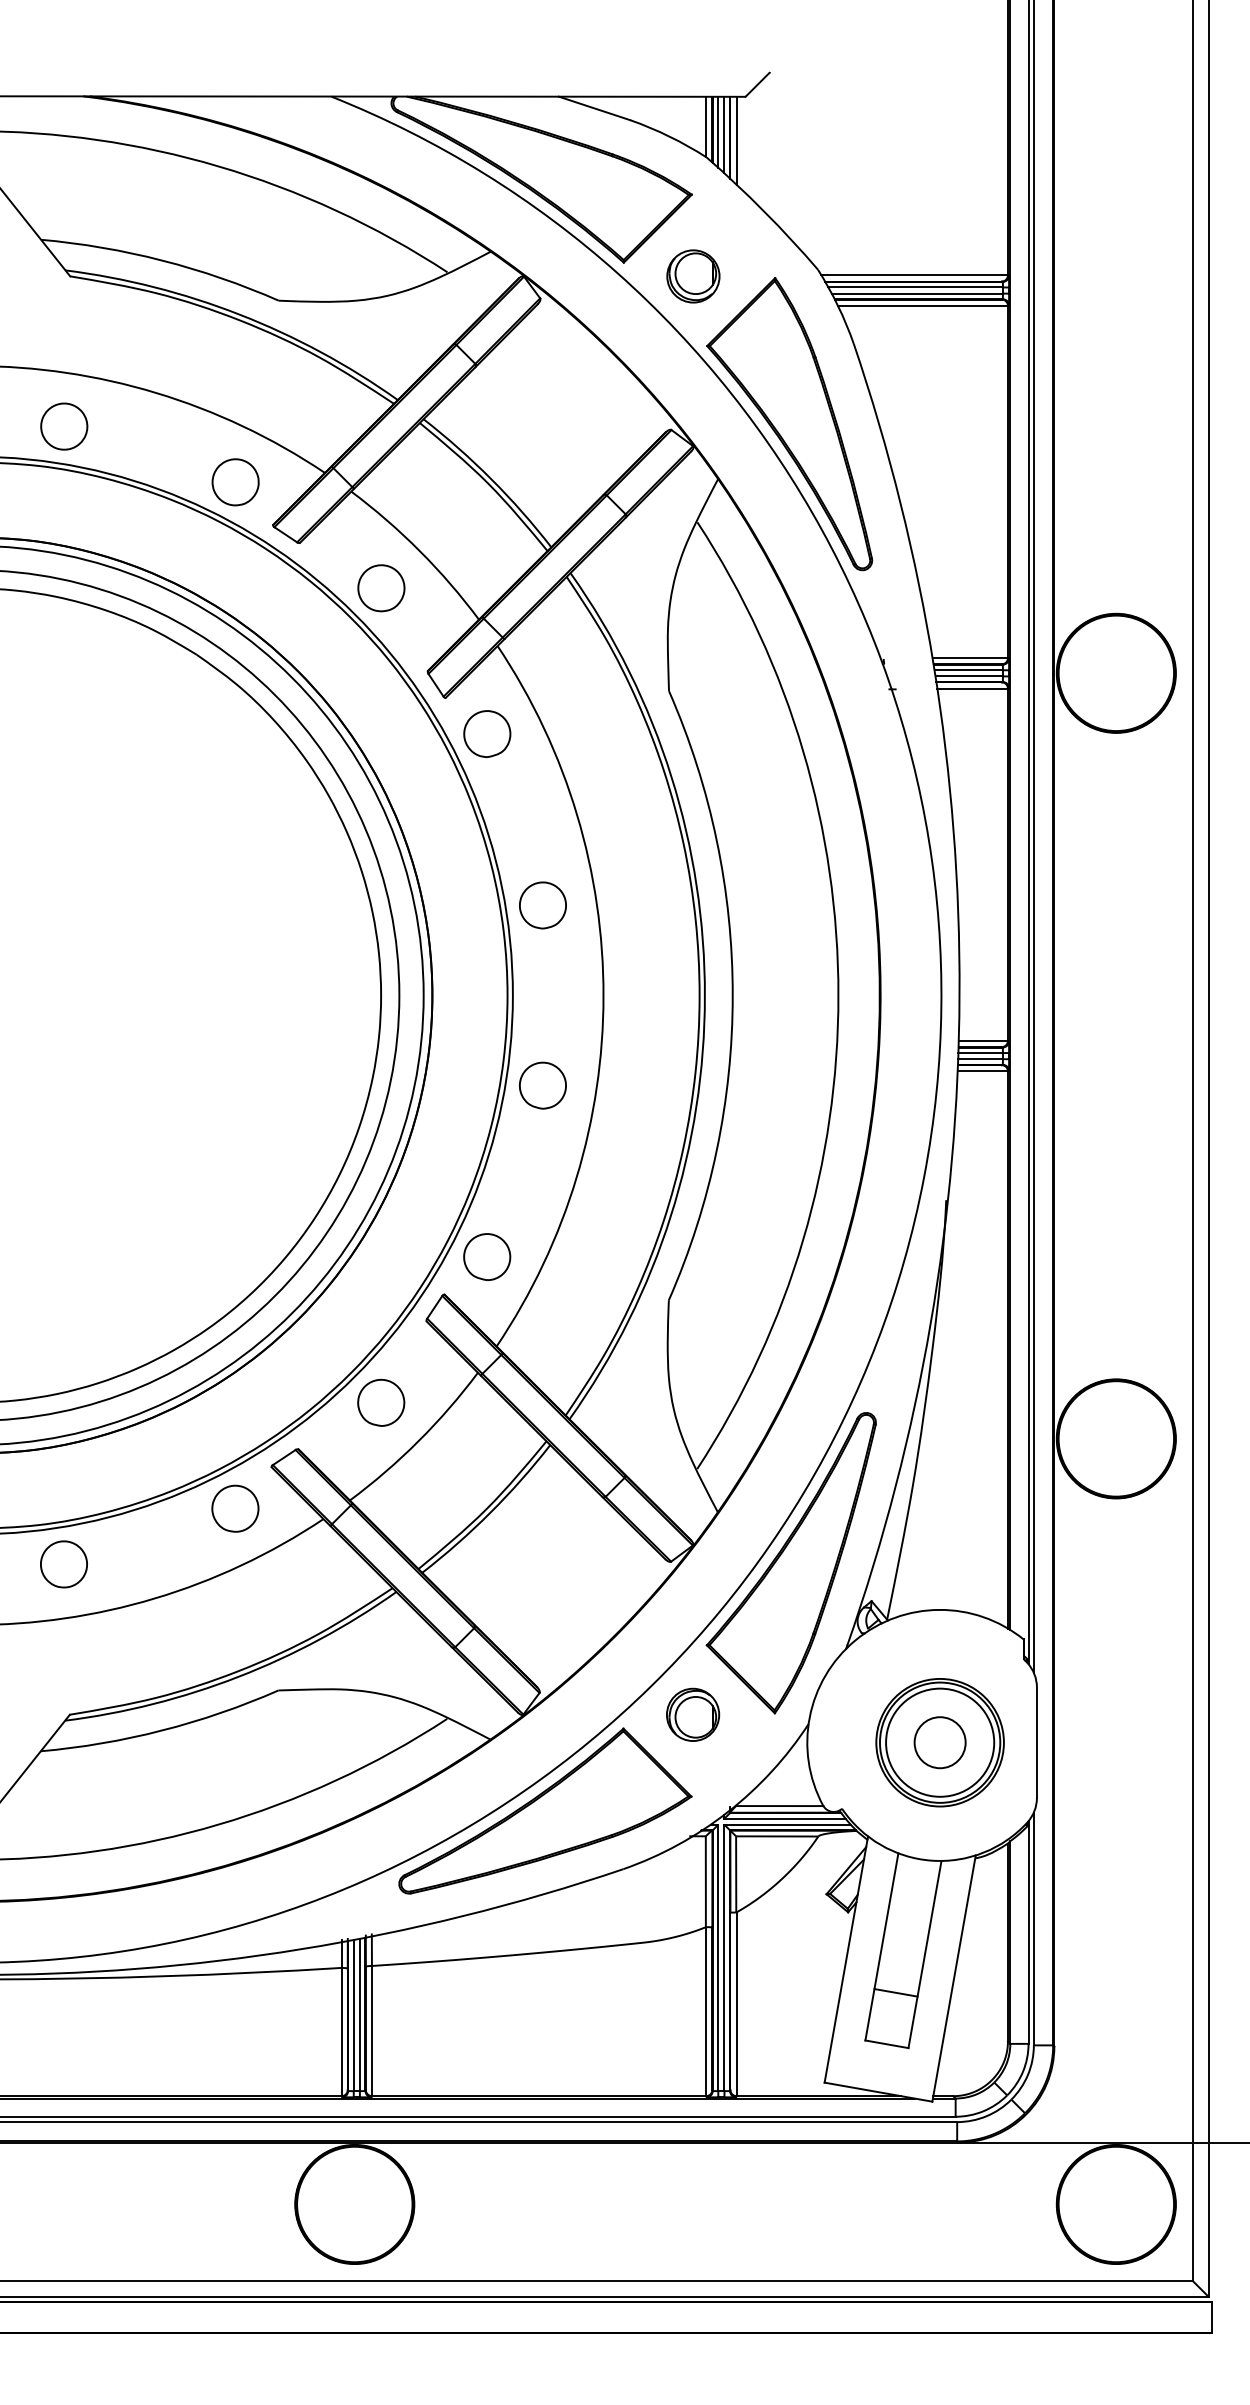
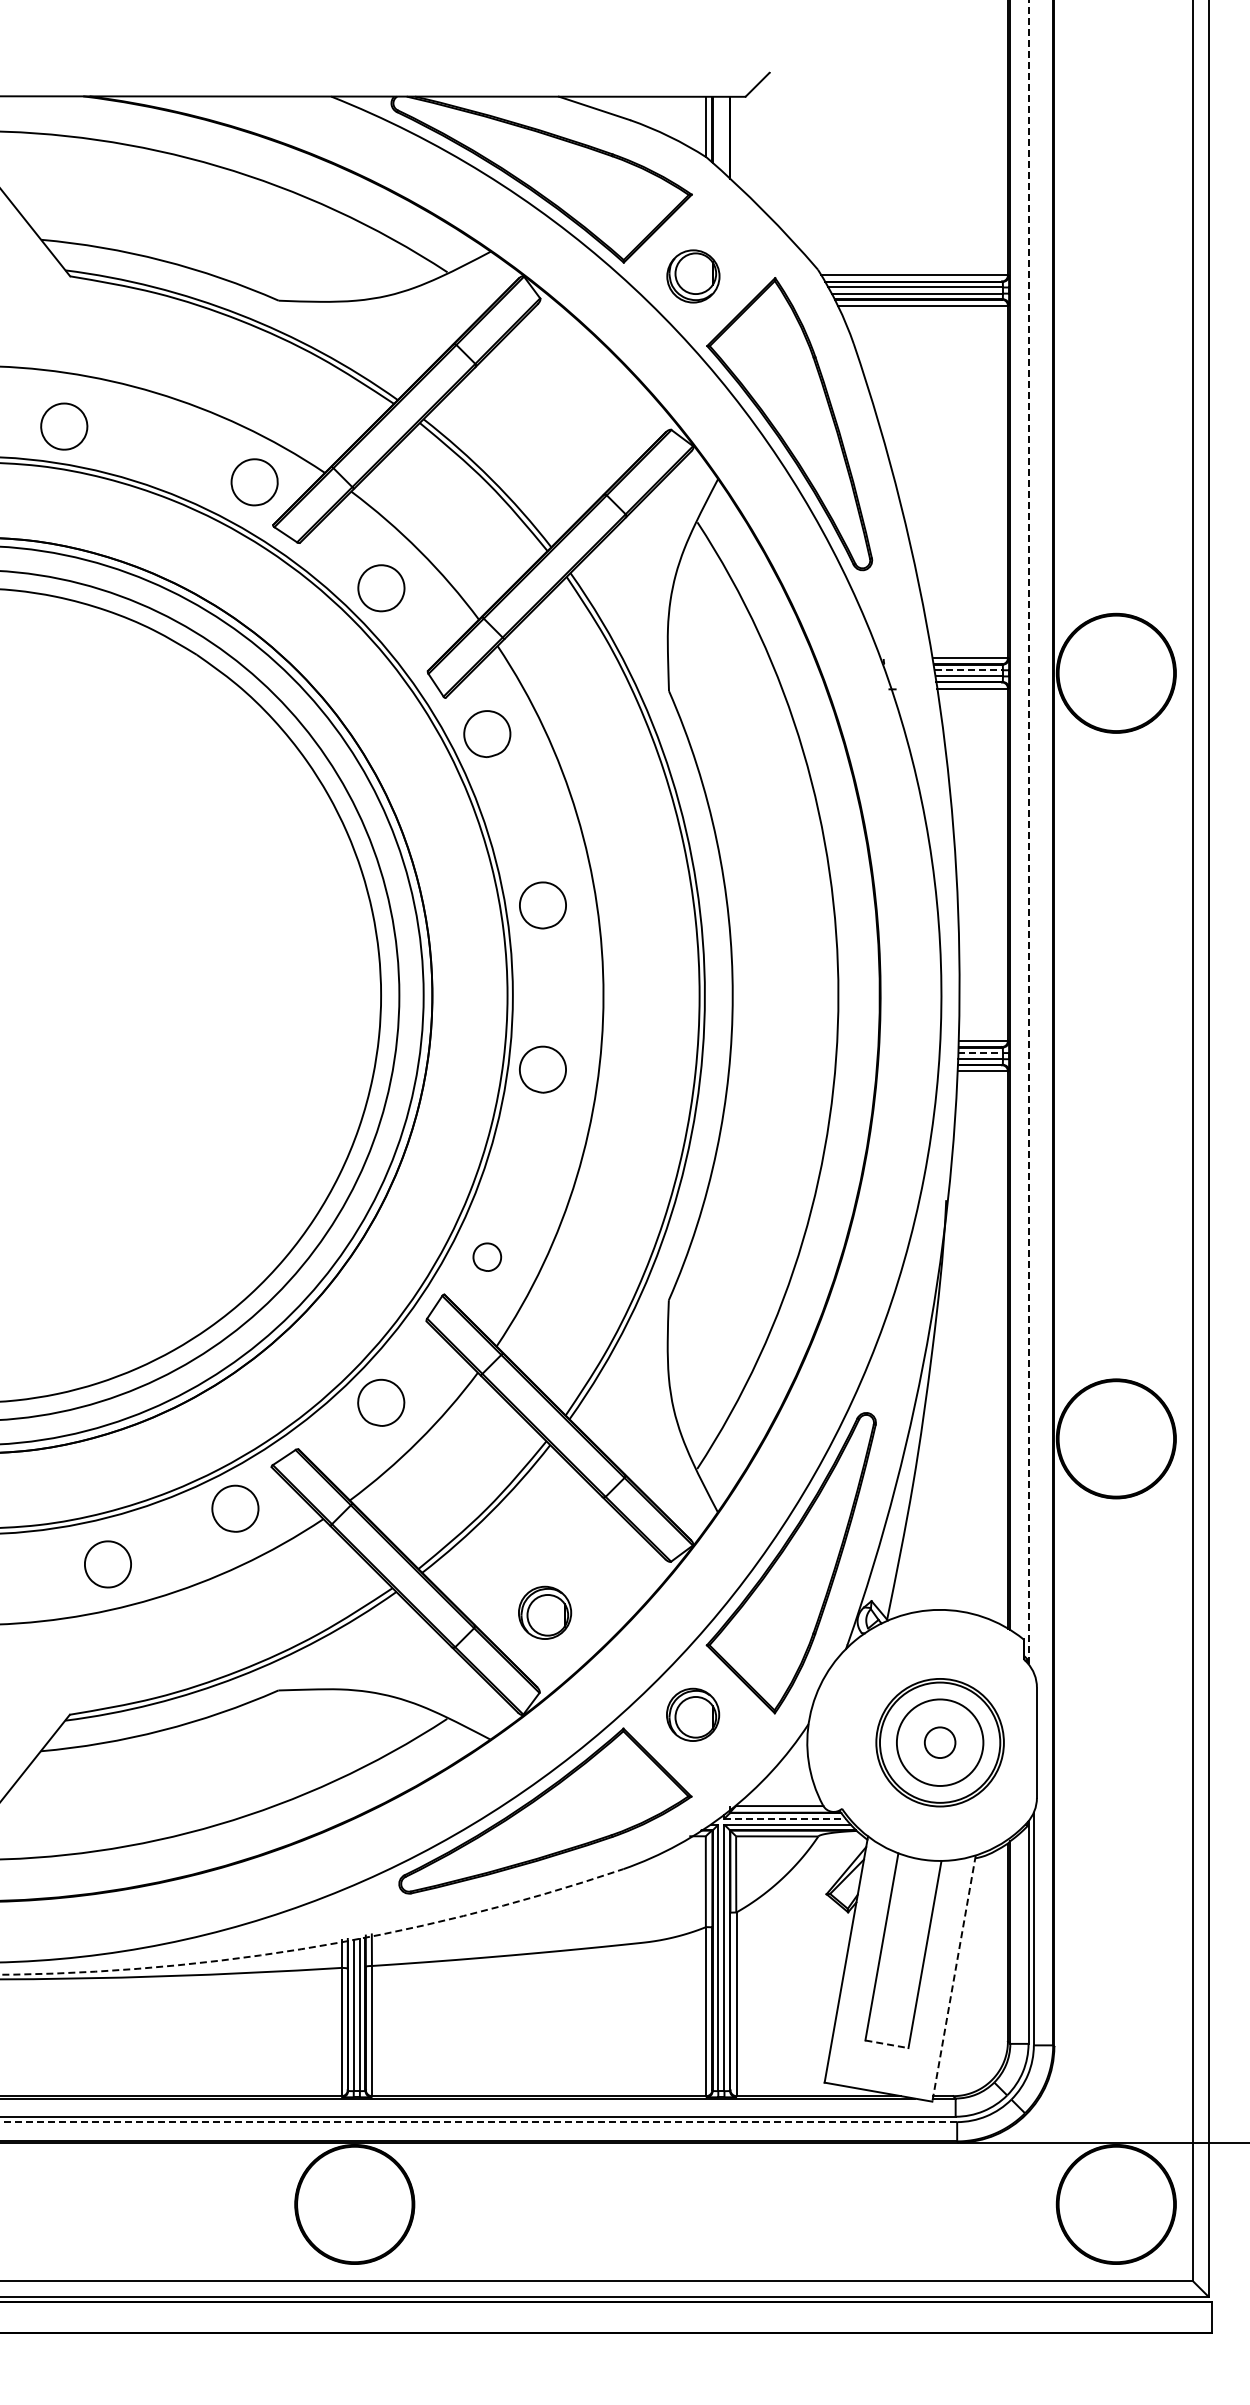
line: present -> none (718, 131)
line: present -> none (724, 134)
line: present -> none (736, 140)
part position: (235, 482) -> (254, 482) (254, 482)
line: solid -> dashed (969, 670)
line: solid -> dashed (1028, 832)
line: present -> none (1033, 837)
line: solid -> dashed (981, 1053)
part position: (542, 1085) -> (542, 1069) (542, 1069)
part size: 49x49 px -> 31x30 px (487, 1256)
part position: (63, 1564) -> (107, 1564) (107, 1564)
part: none -> present (545, 1612)
circle diameter: 51 px -> 31 px (939, 1742)
circle diameter: 108 px -> 87 px (939, 1742)
line: solid -> dashed (785, 1818)
arc: solid -> dashed (314, 1946)
line: solid -> dashed (953, 1979)
line: present -> none (895, 1992)
line: solid -> dashed (886, 2044)
line: solid -> dashed (478, 2122)
